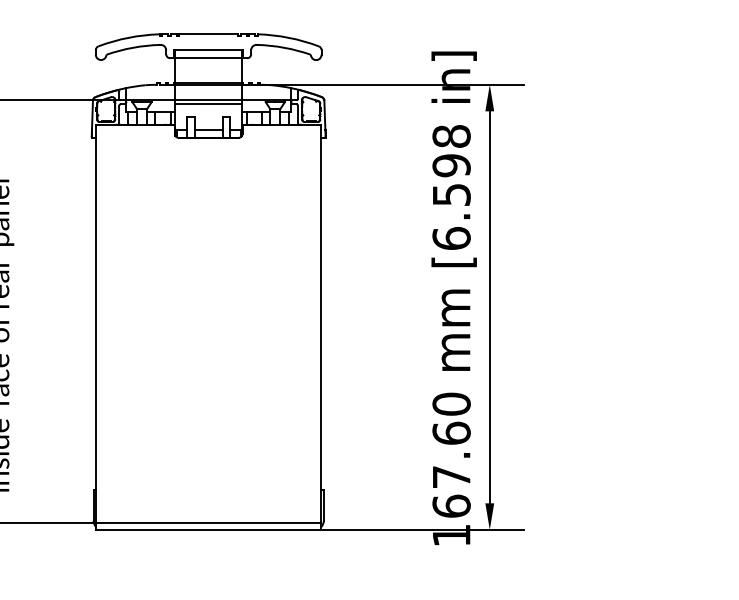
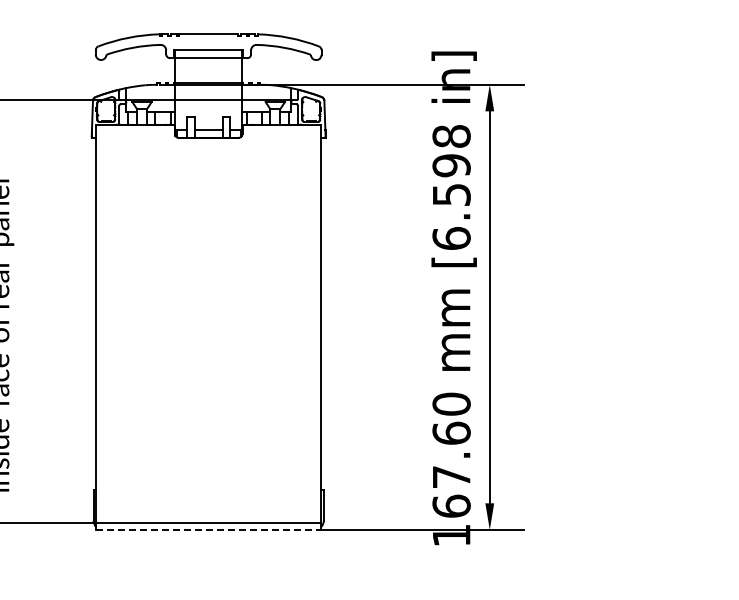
line: present -> none (208, 104)
line: solid -> dashed (209, 529)
